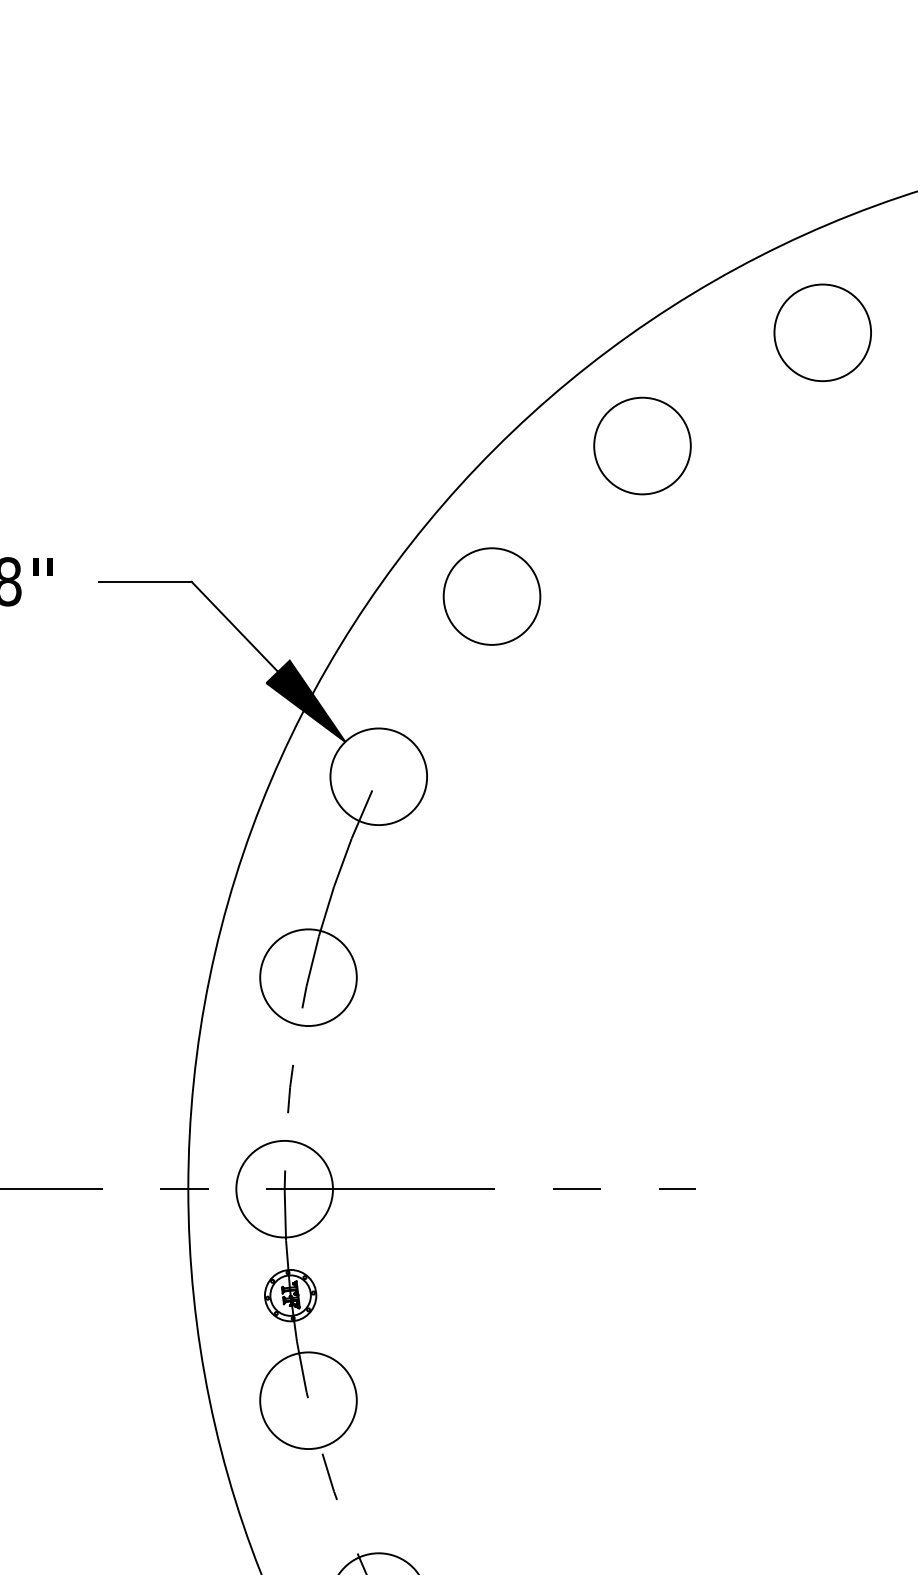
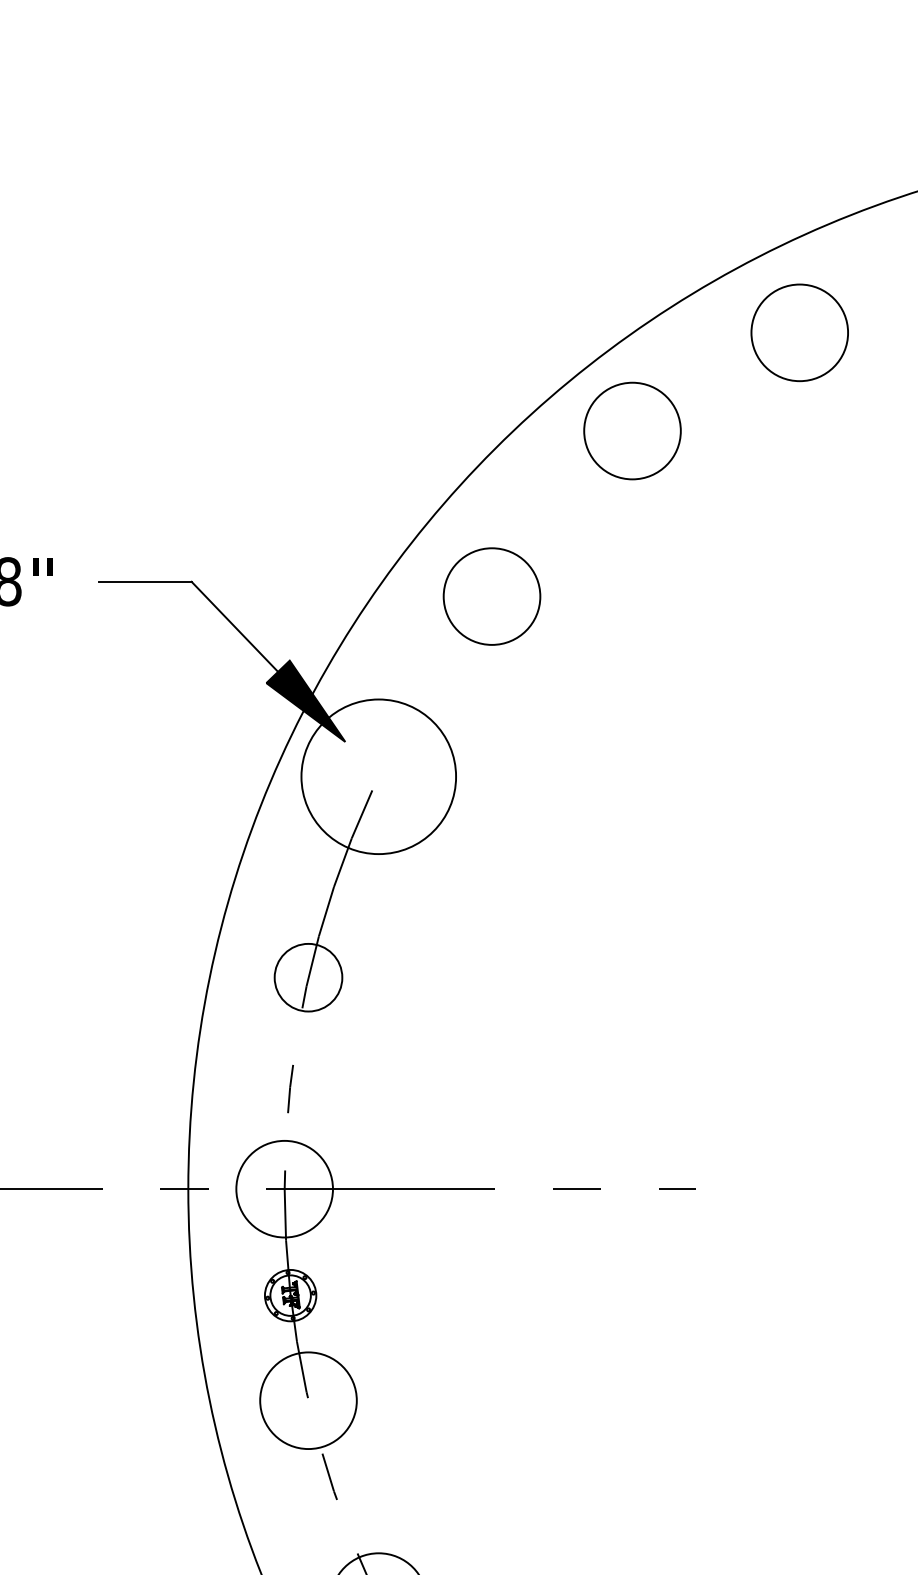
circle position: (822, 332) -> (799, 332) (799, 332)
circle position: (642, 445) -> (632, 430) (632, 430)
circle diameter: 97 px -> 155 px (378, 776)
circle diameter: 97 px -> 68 px (308, 977)
